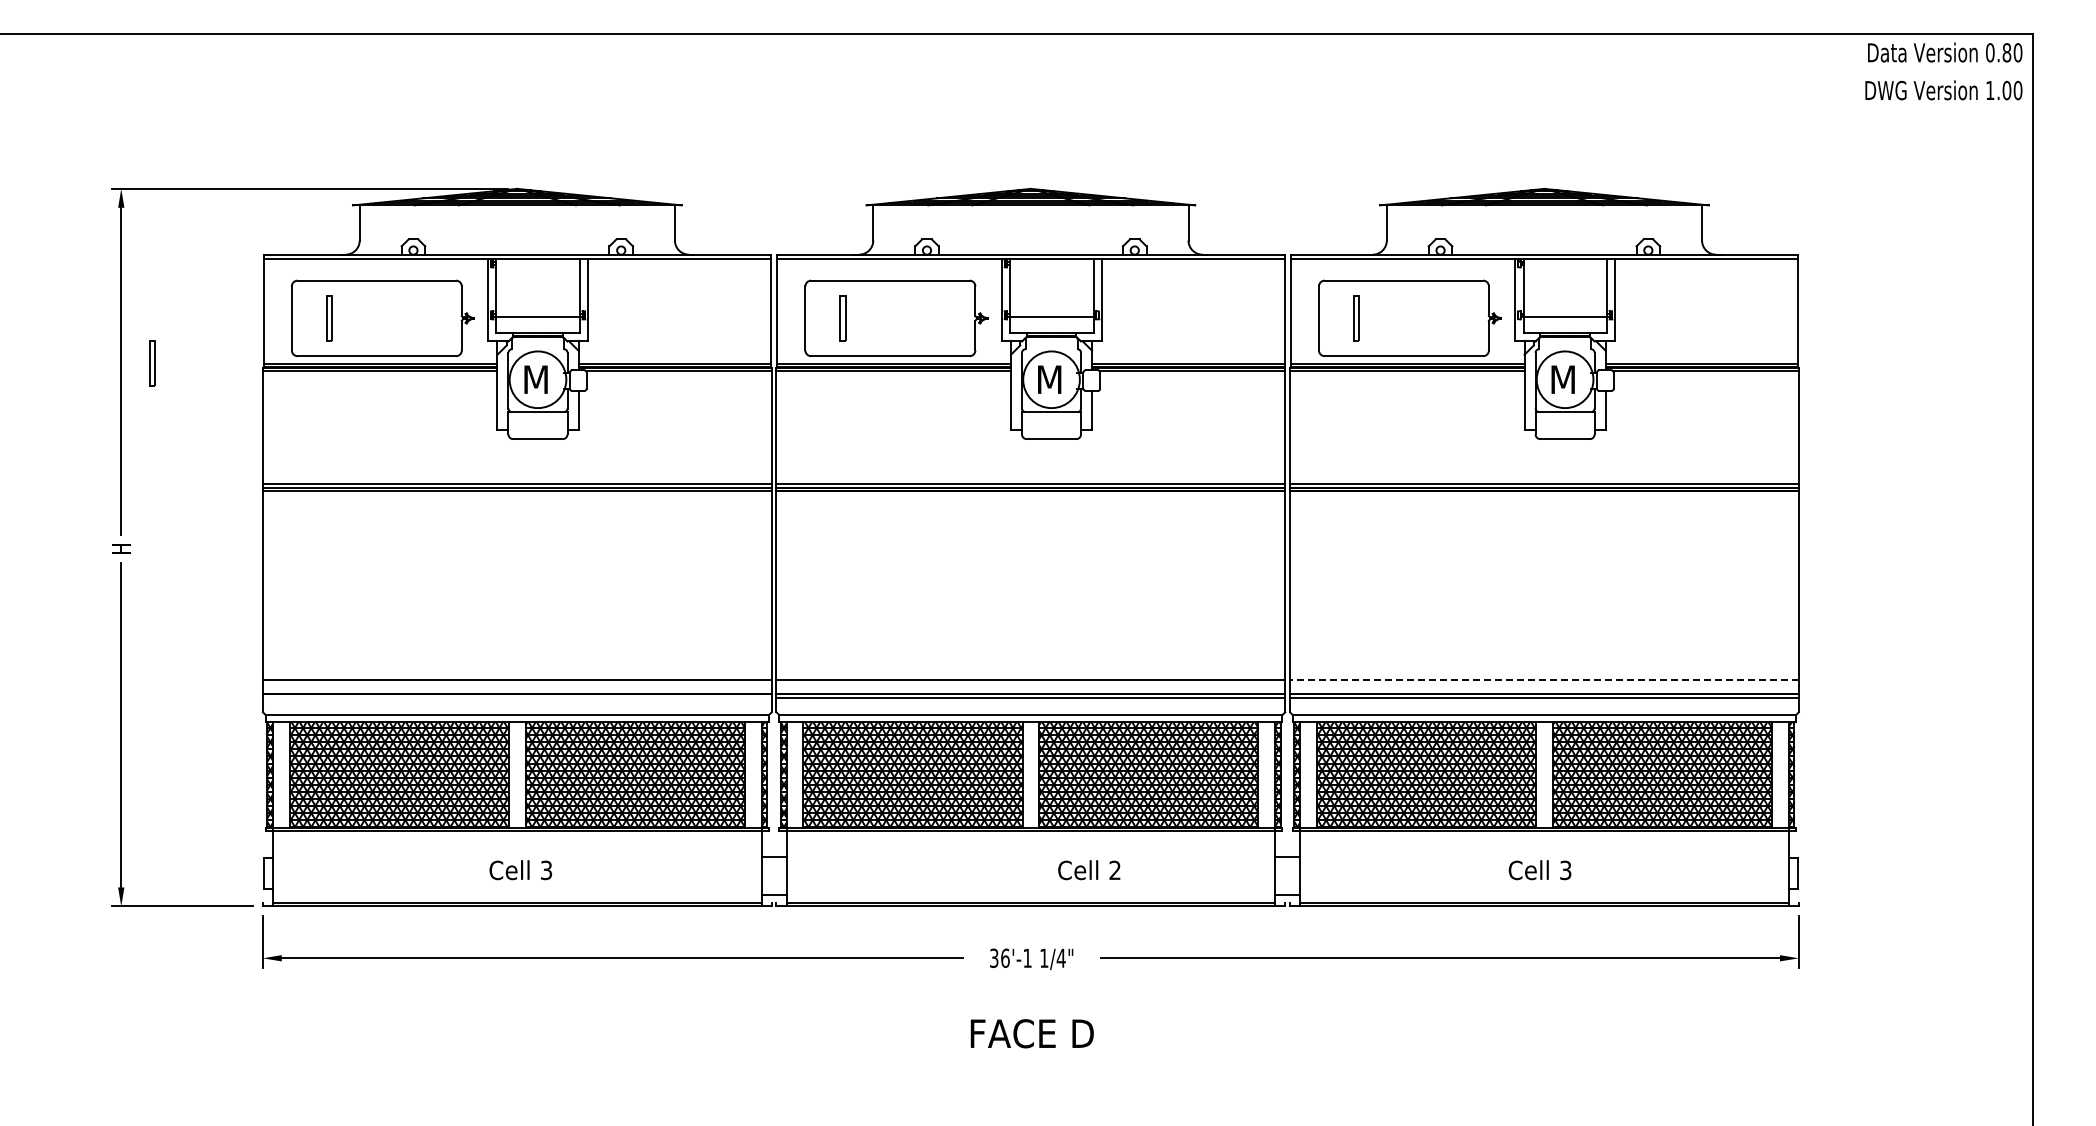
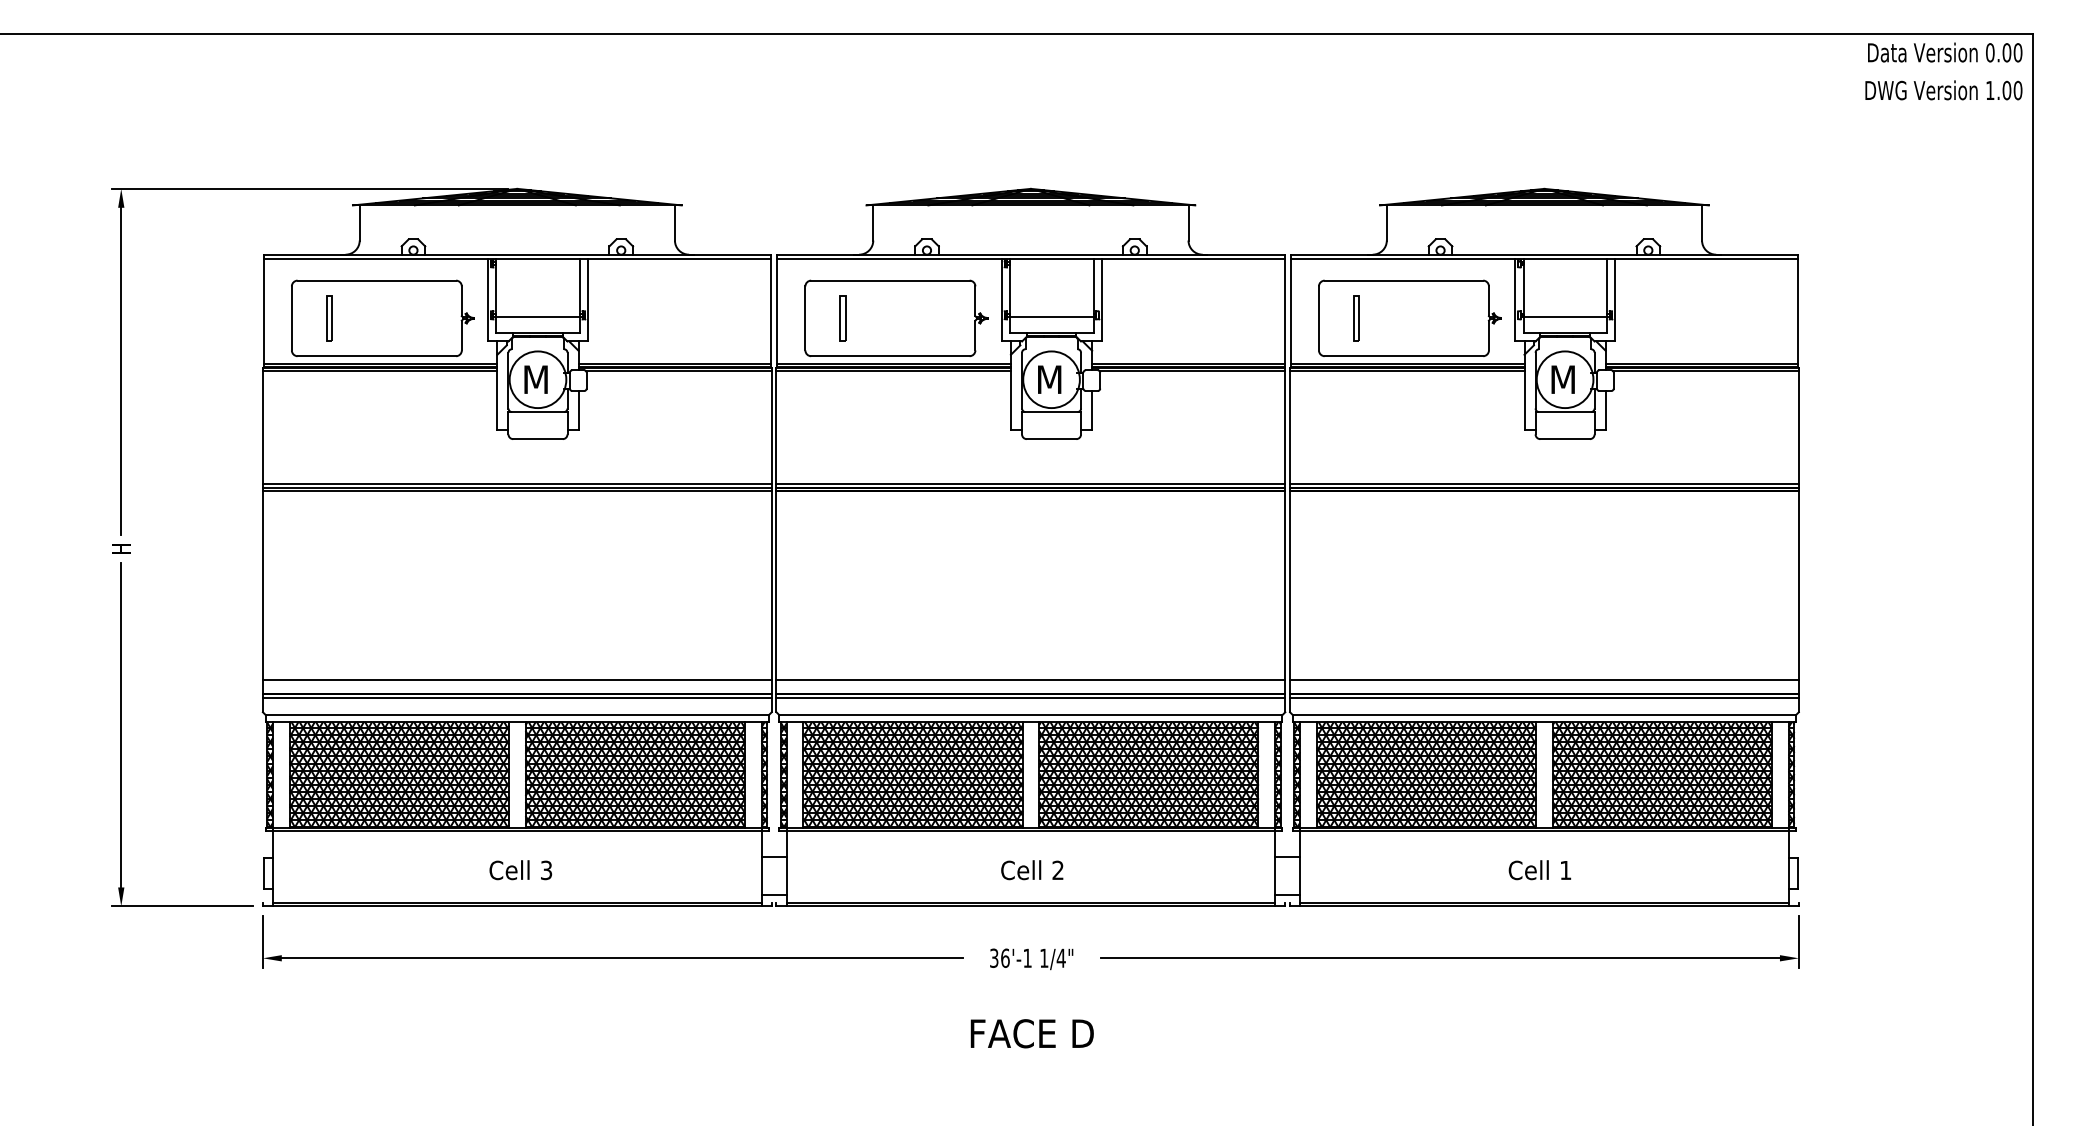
text: 0.80 -> 0.00 (2006, 52)
part: present -> none (152, 363)
line: dashed -> solid (1543, 679)
line: none -> present (516, 697)
text position: (1089, 870) -> (1032, 870) (1032, 870)
text: 3 -> 1 (1565, 870)
